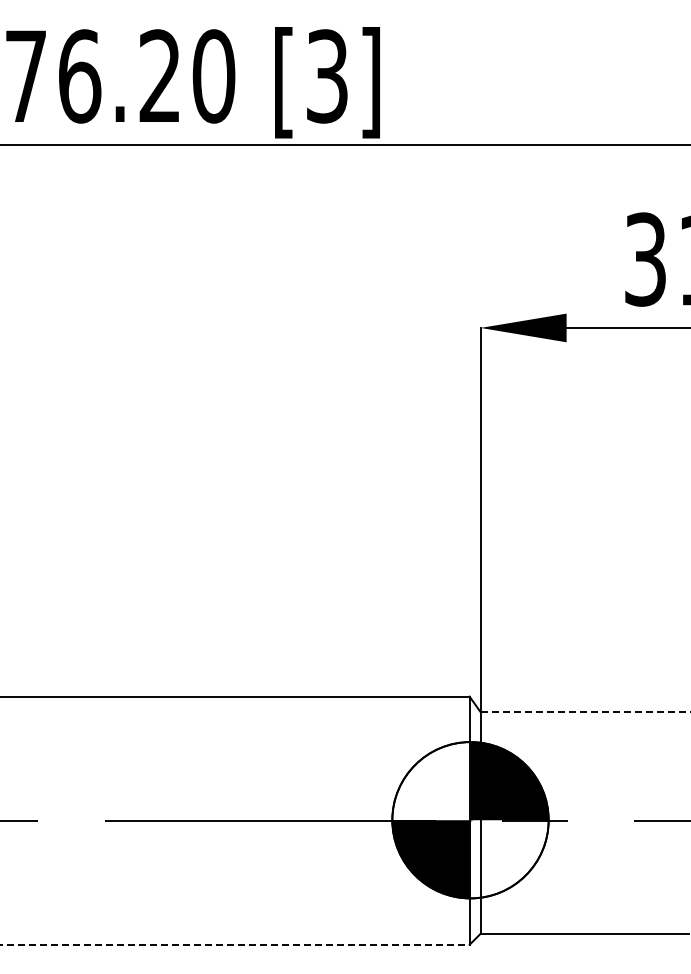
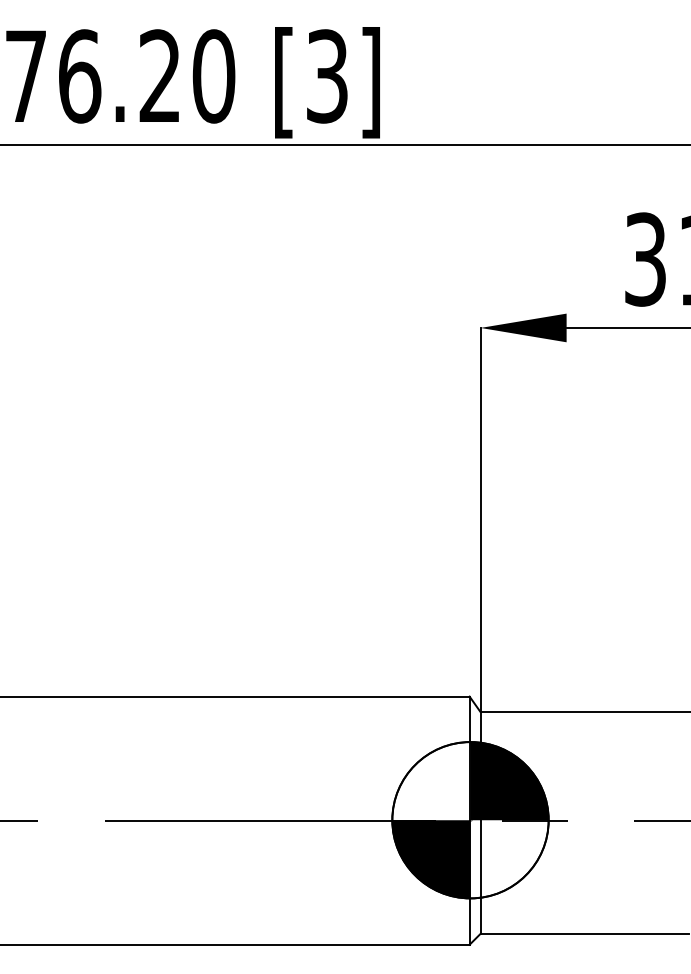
line: dashed -> solid (586, 712)
line: dashed -> solid (234, 944)
